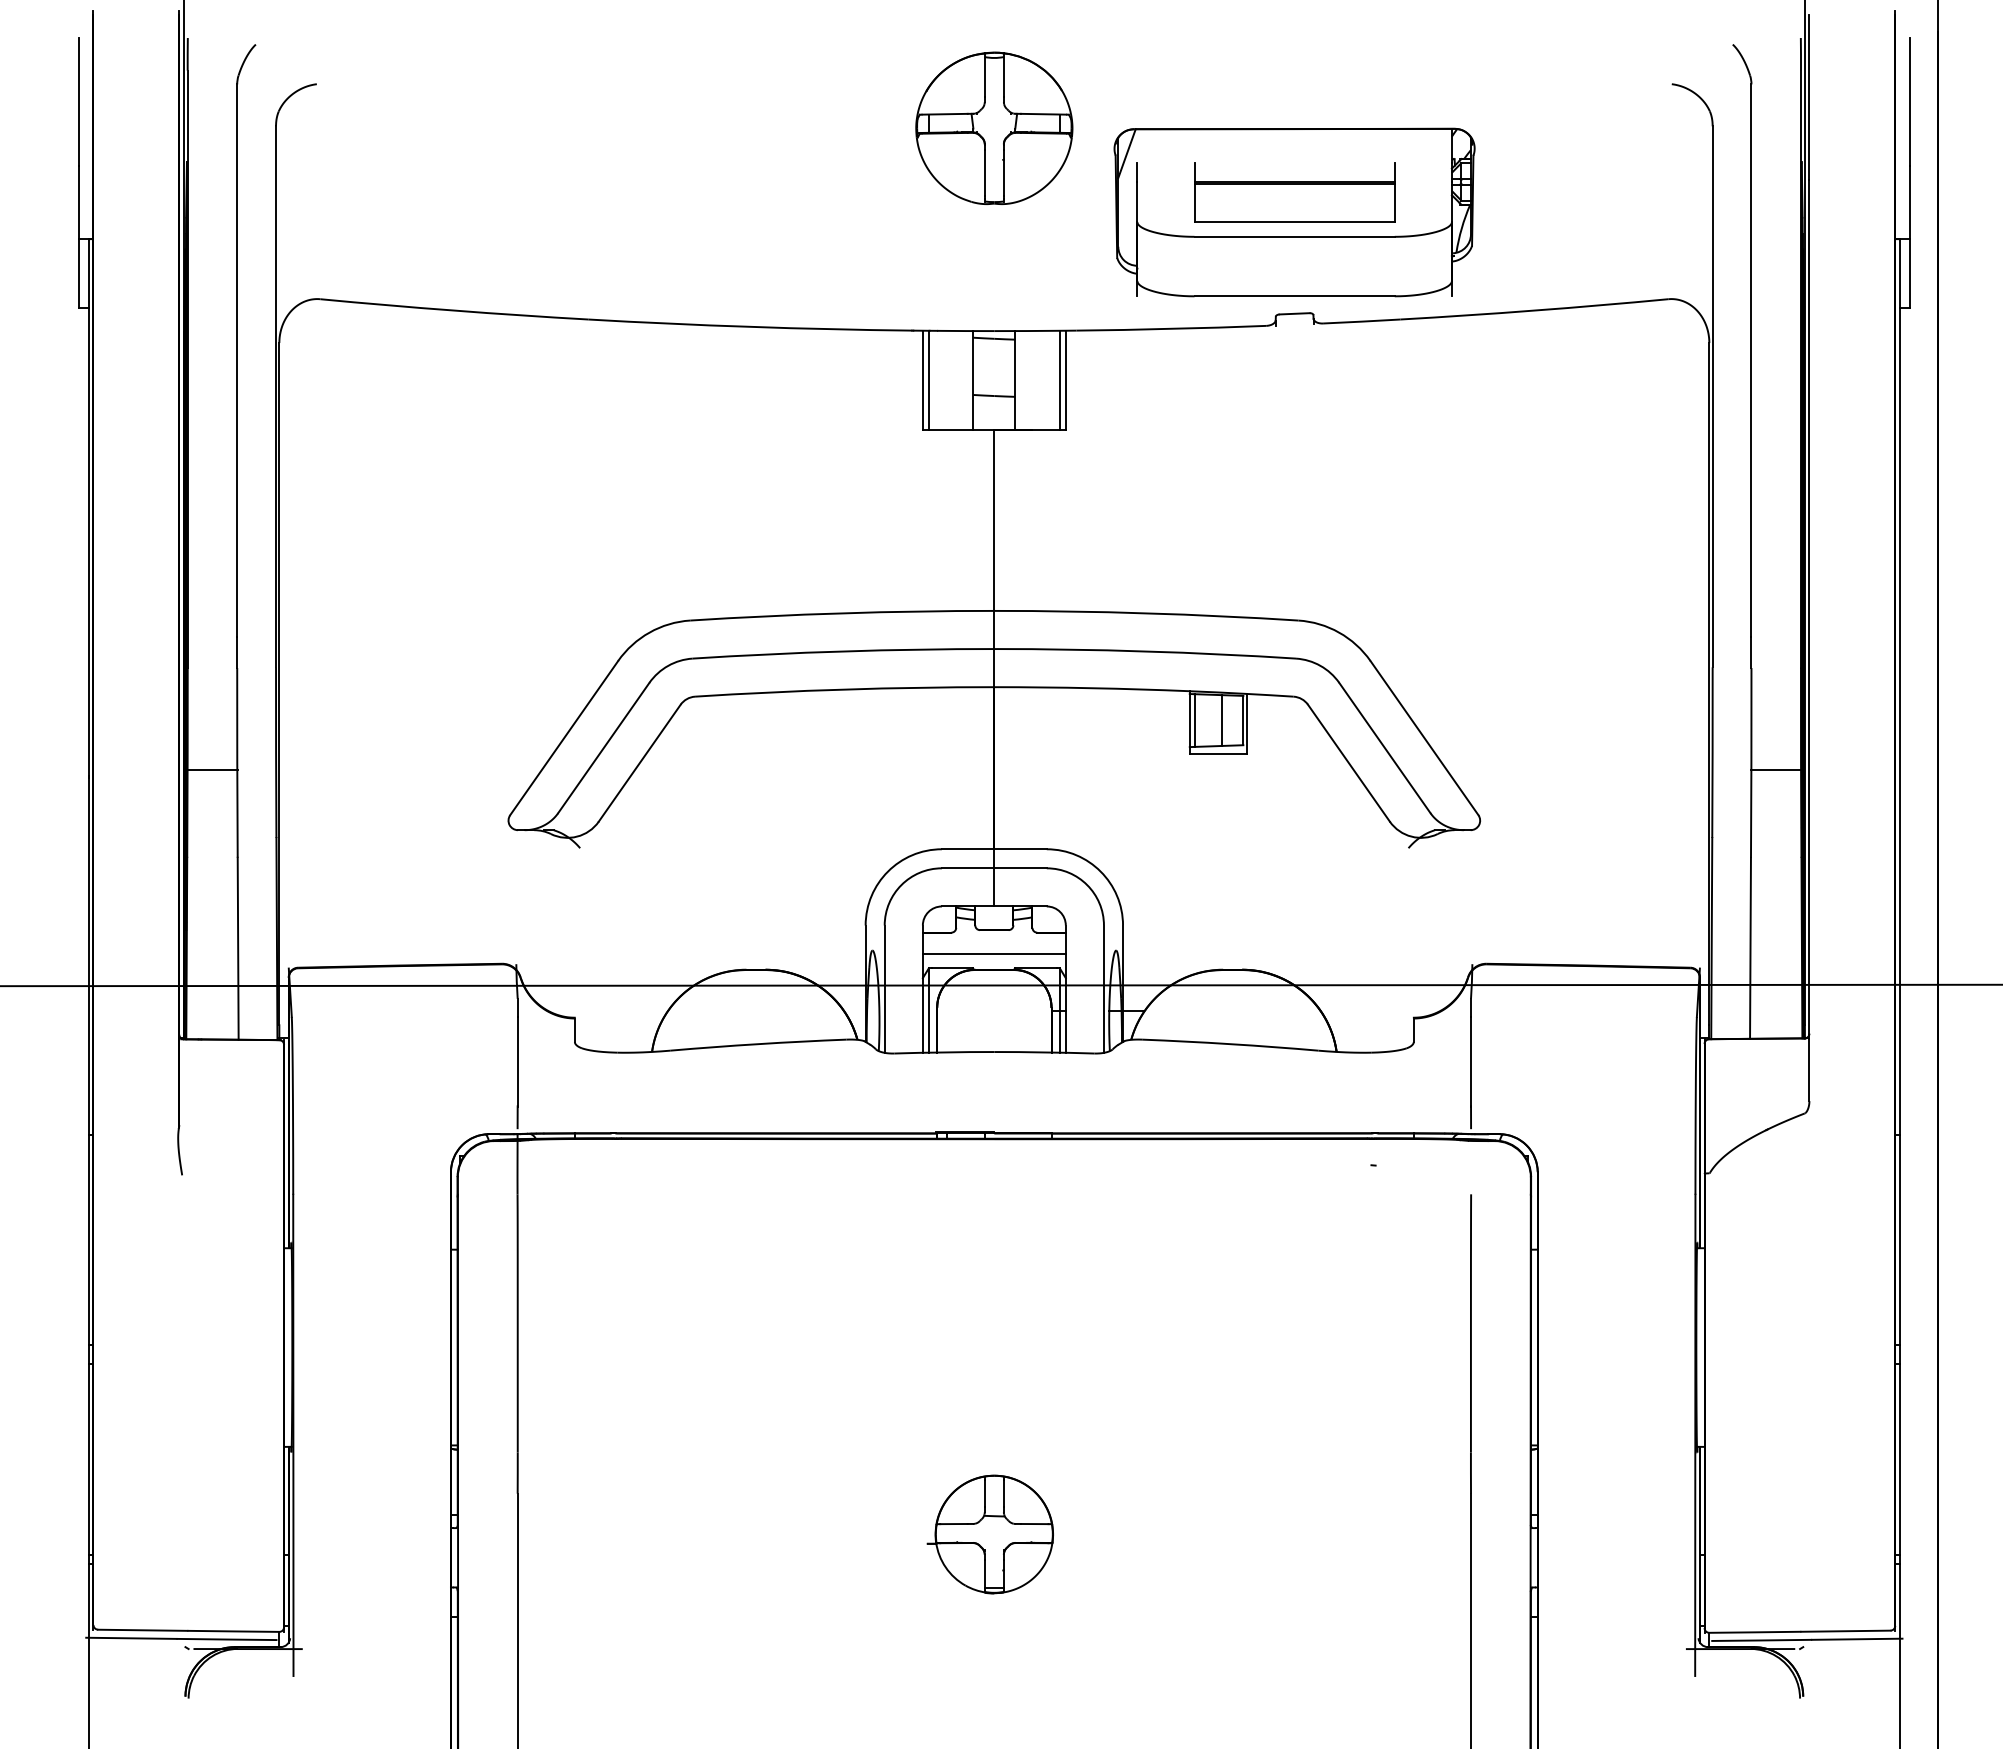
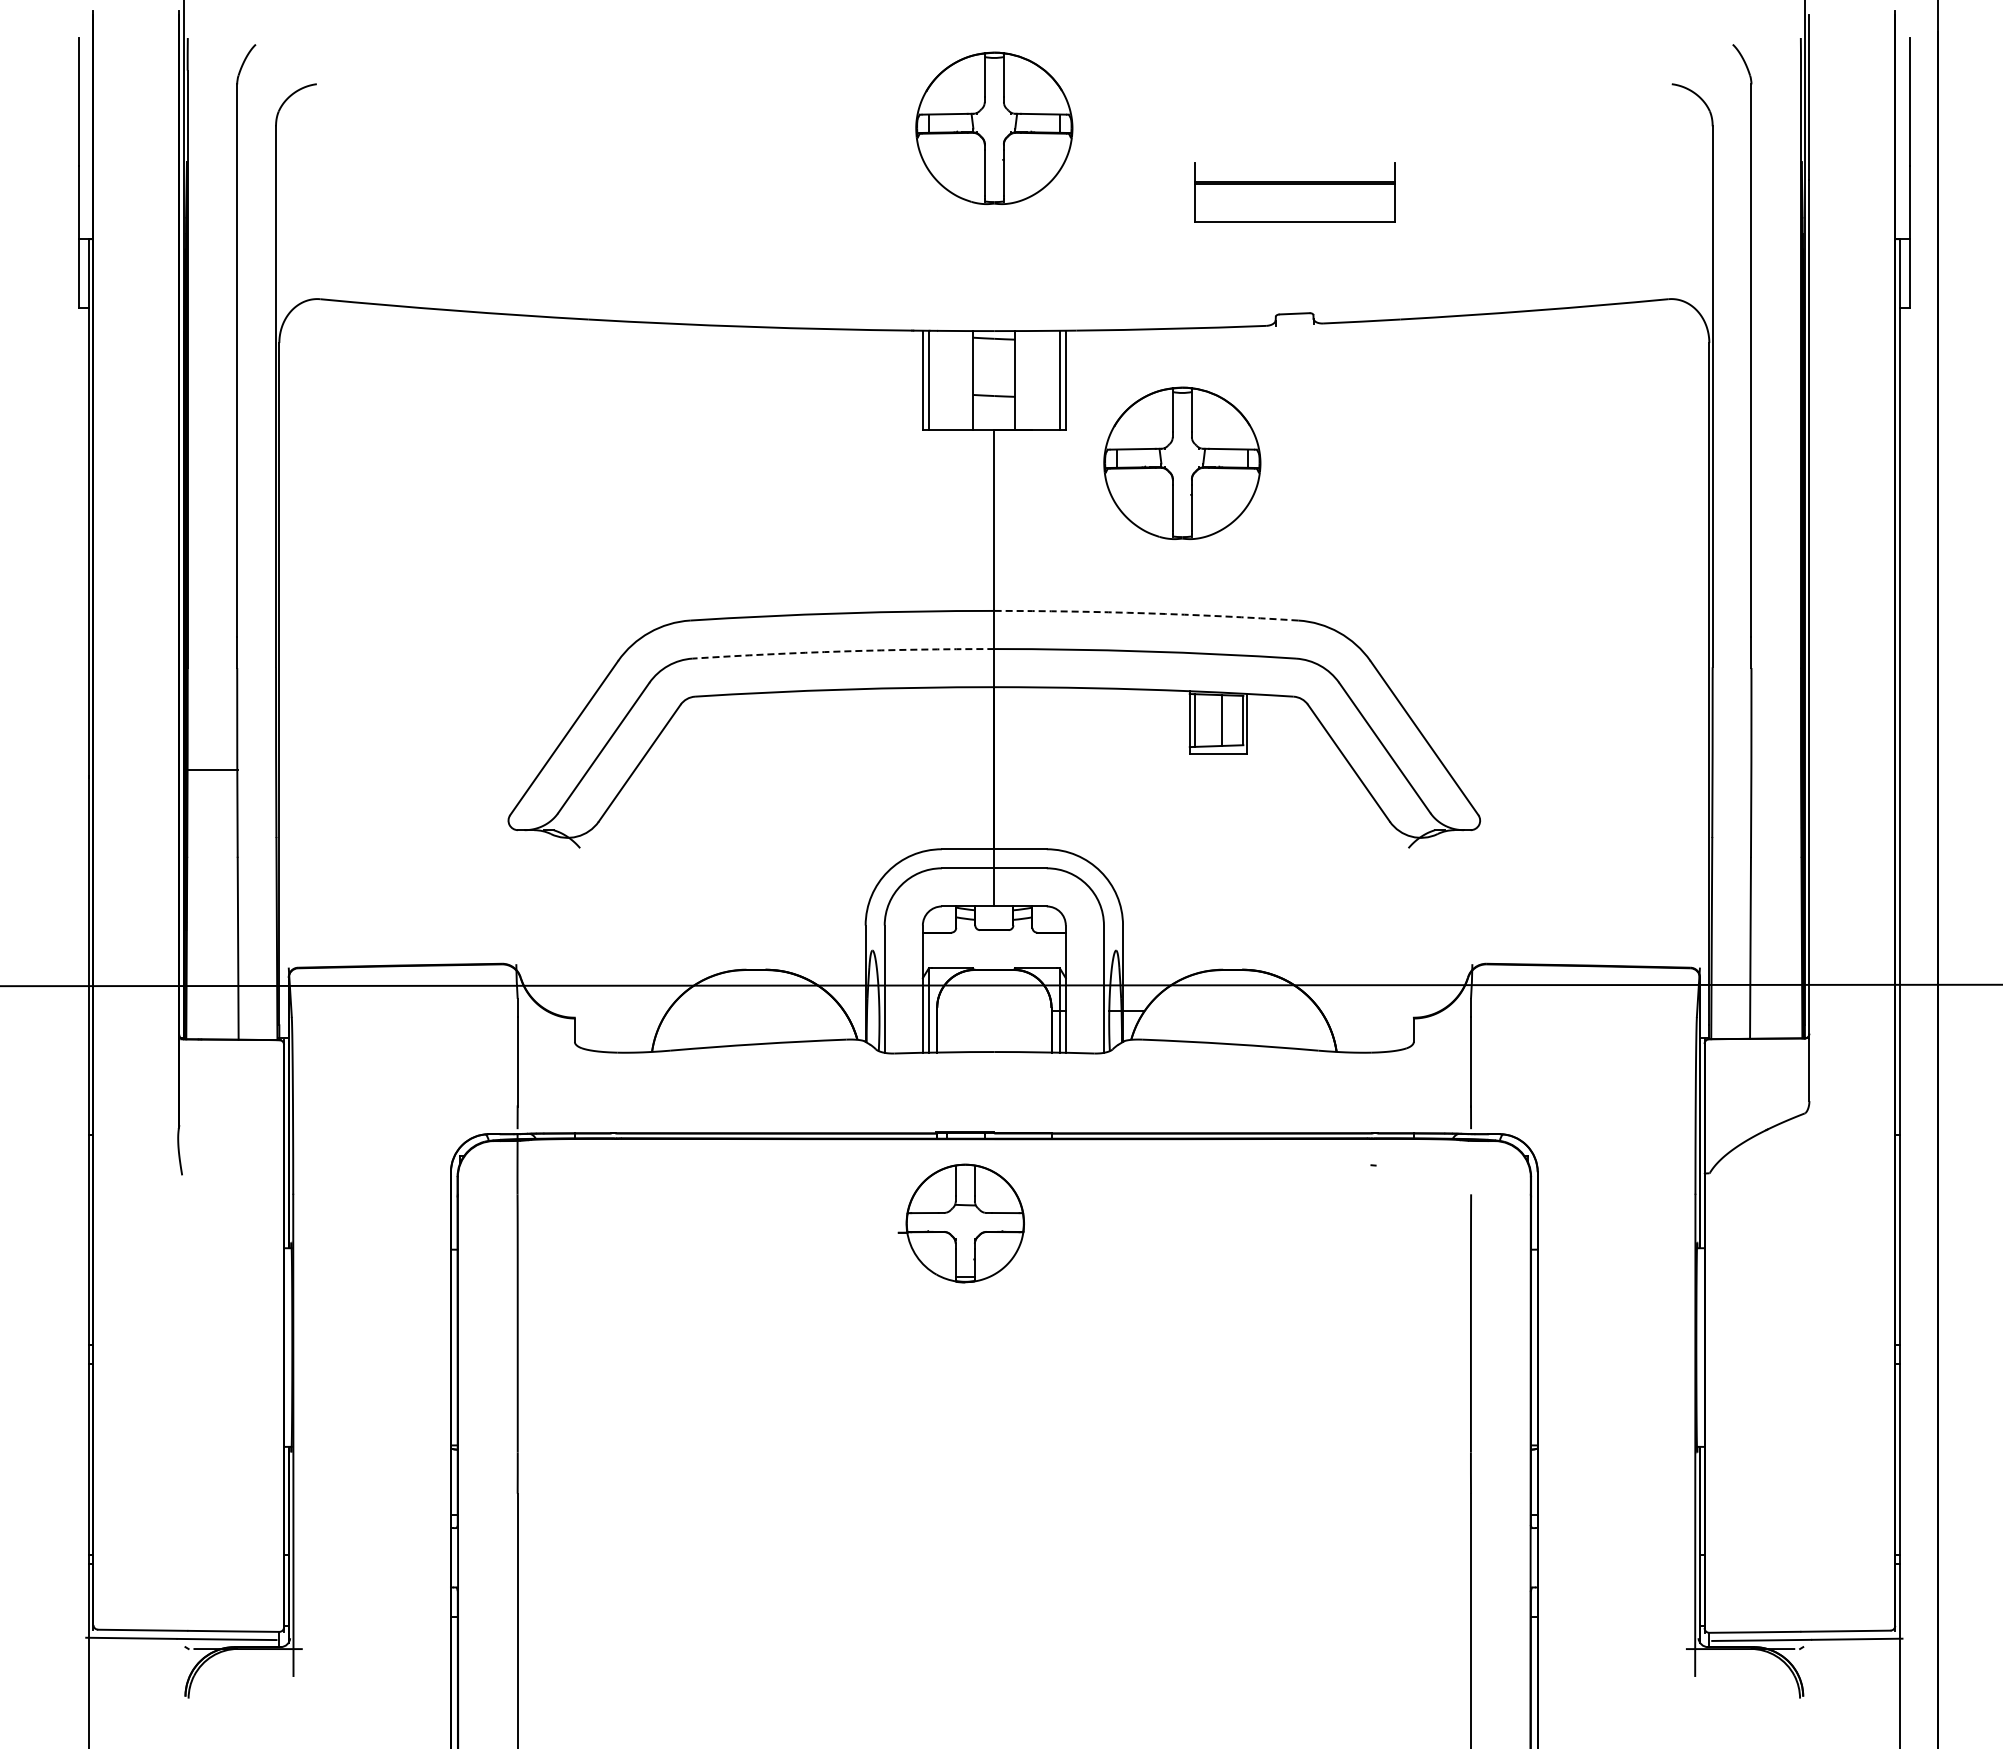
part: present -> none (1294, 212)
part: none -> present (1182, 462)
arc: solid -> dashed (1146, 613)
arc: solid -> dashed (843, 651)
line: present -> none (1775, 770)
line: present -> none (993, 954)
part position: (989, 1534) -> (960, 1223) (960, 1223)
